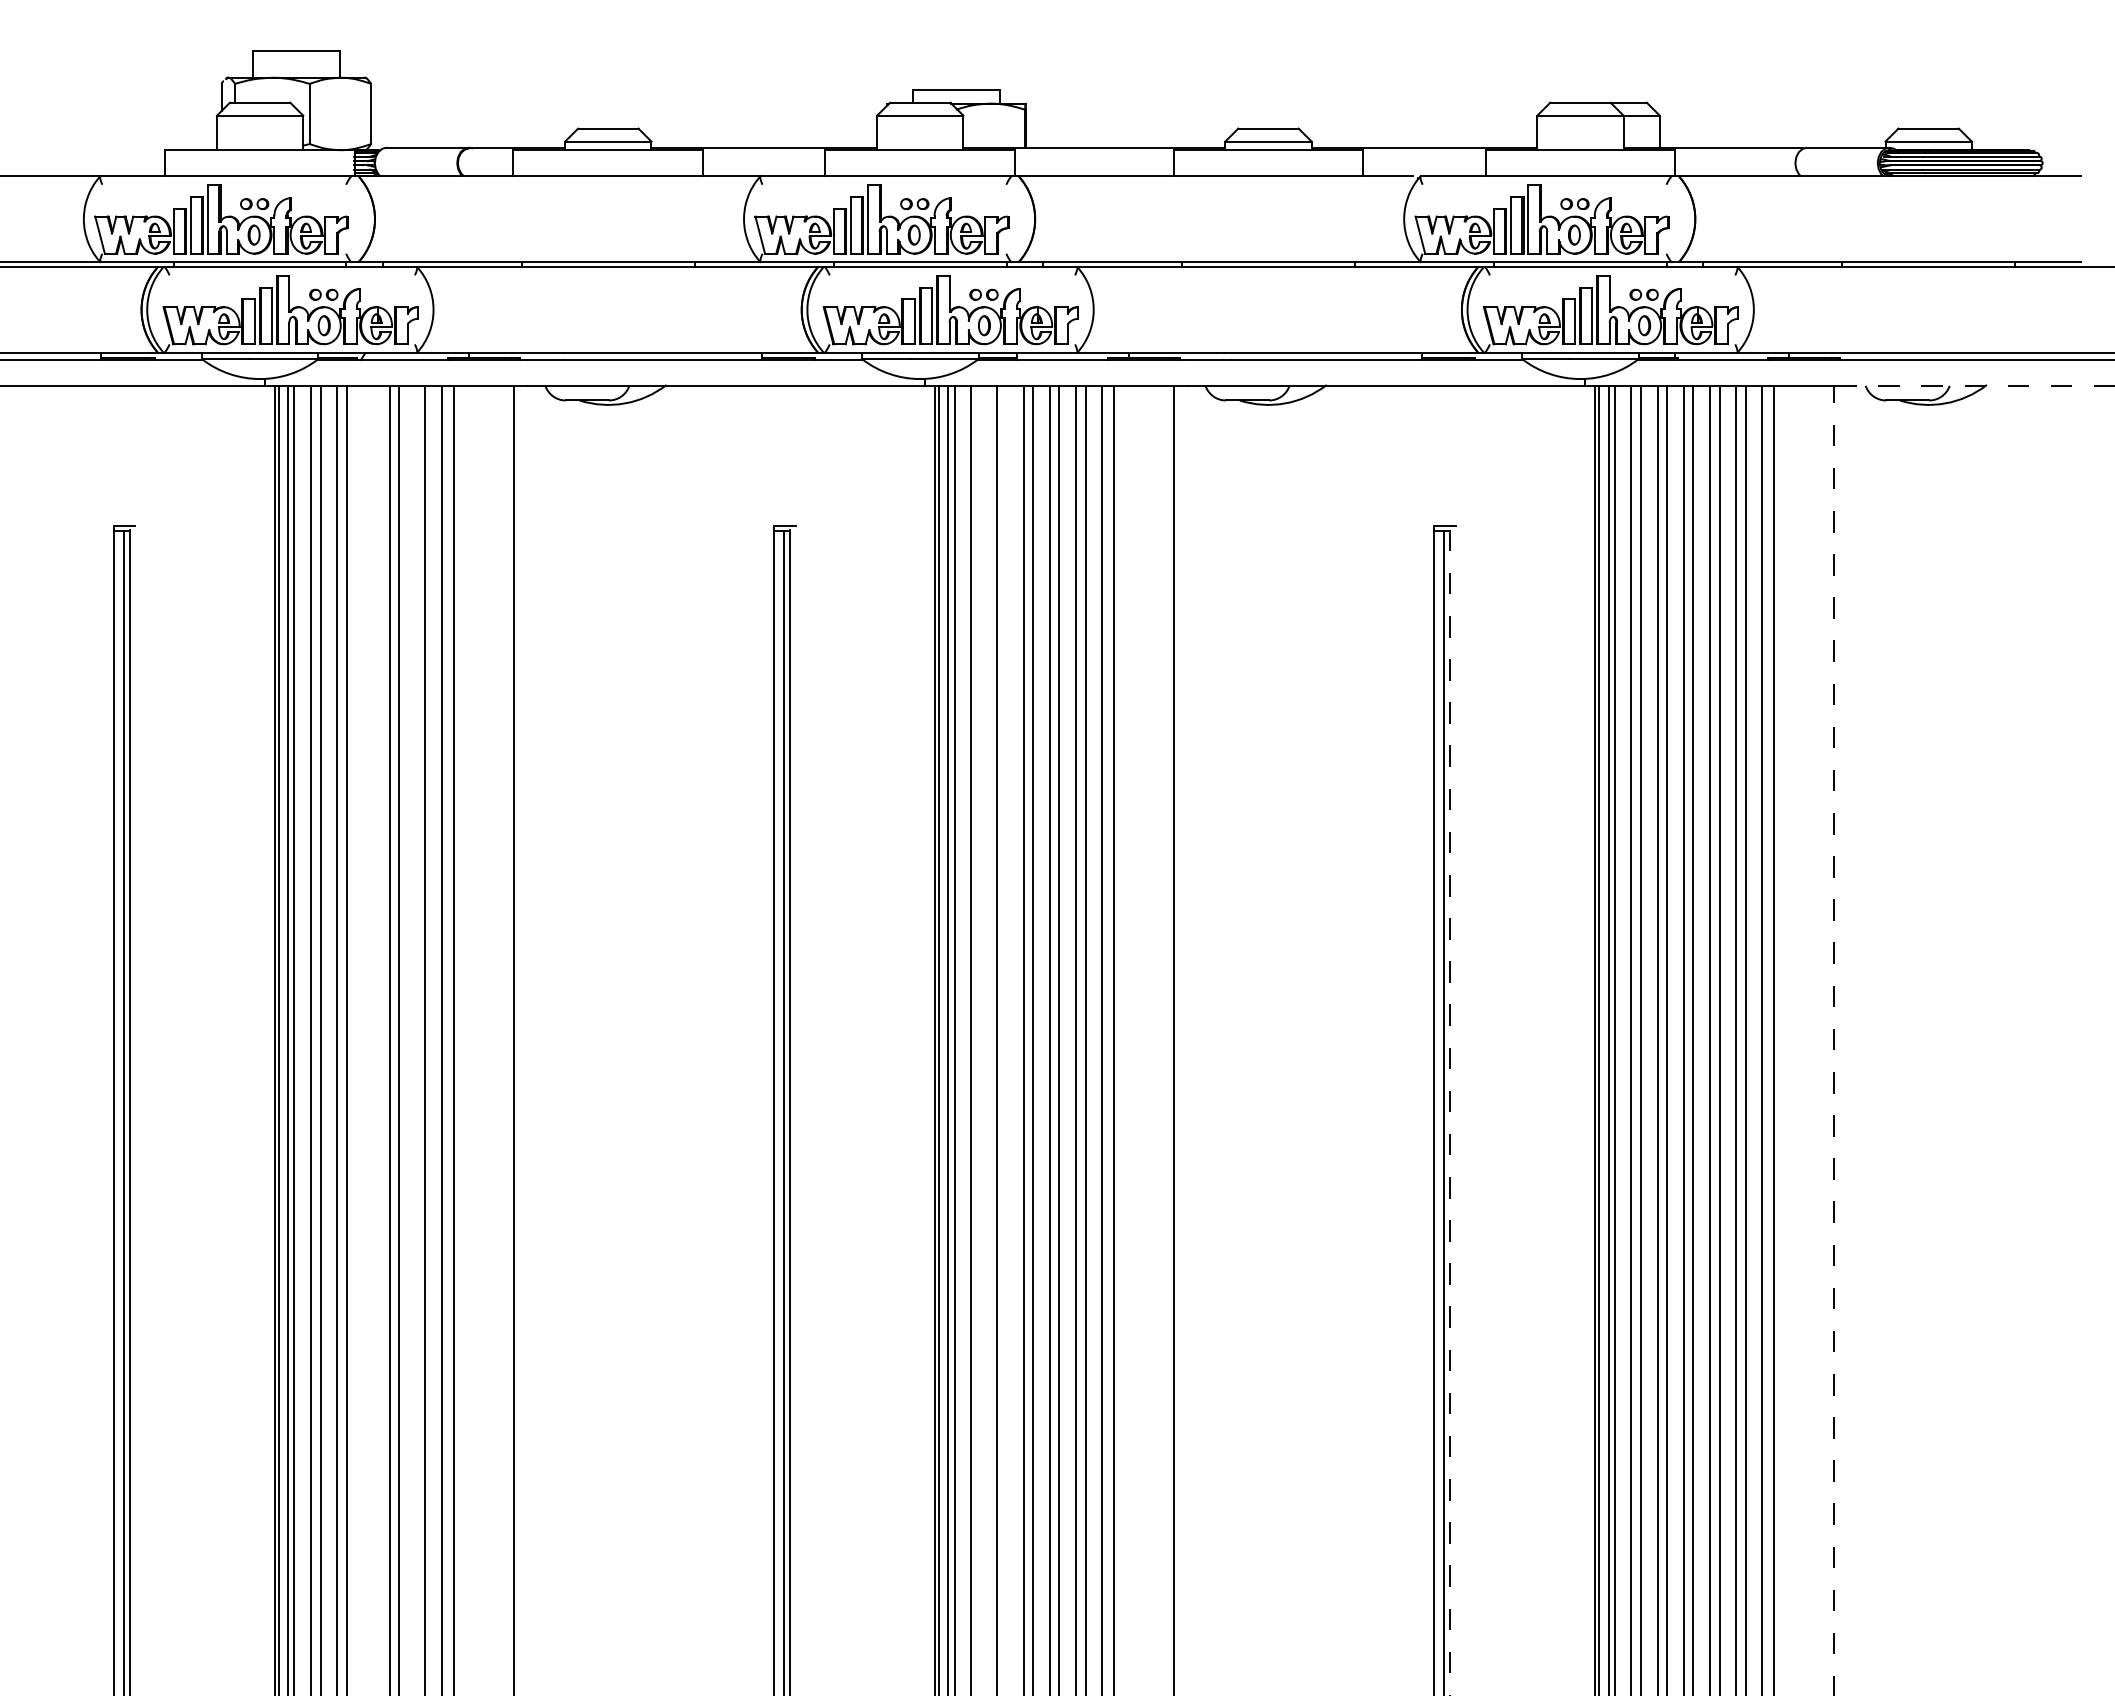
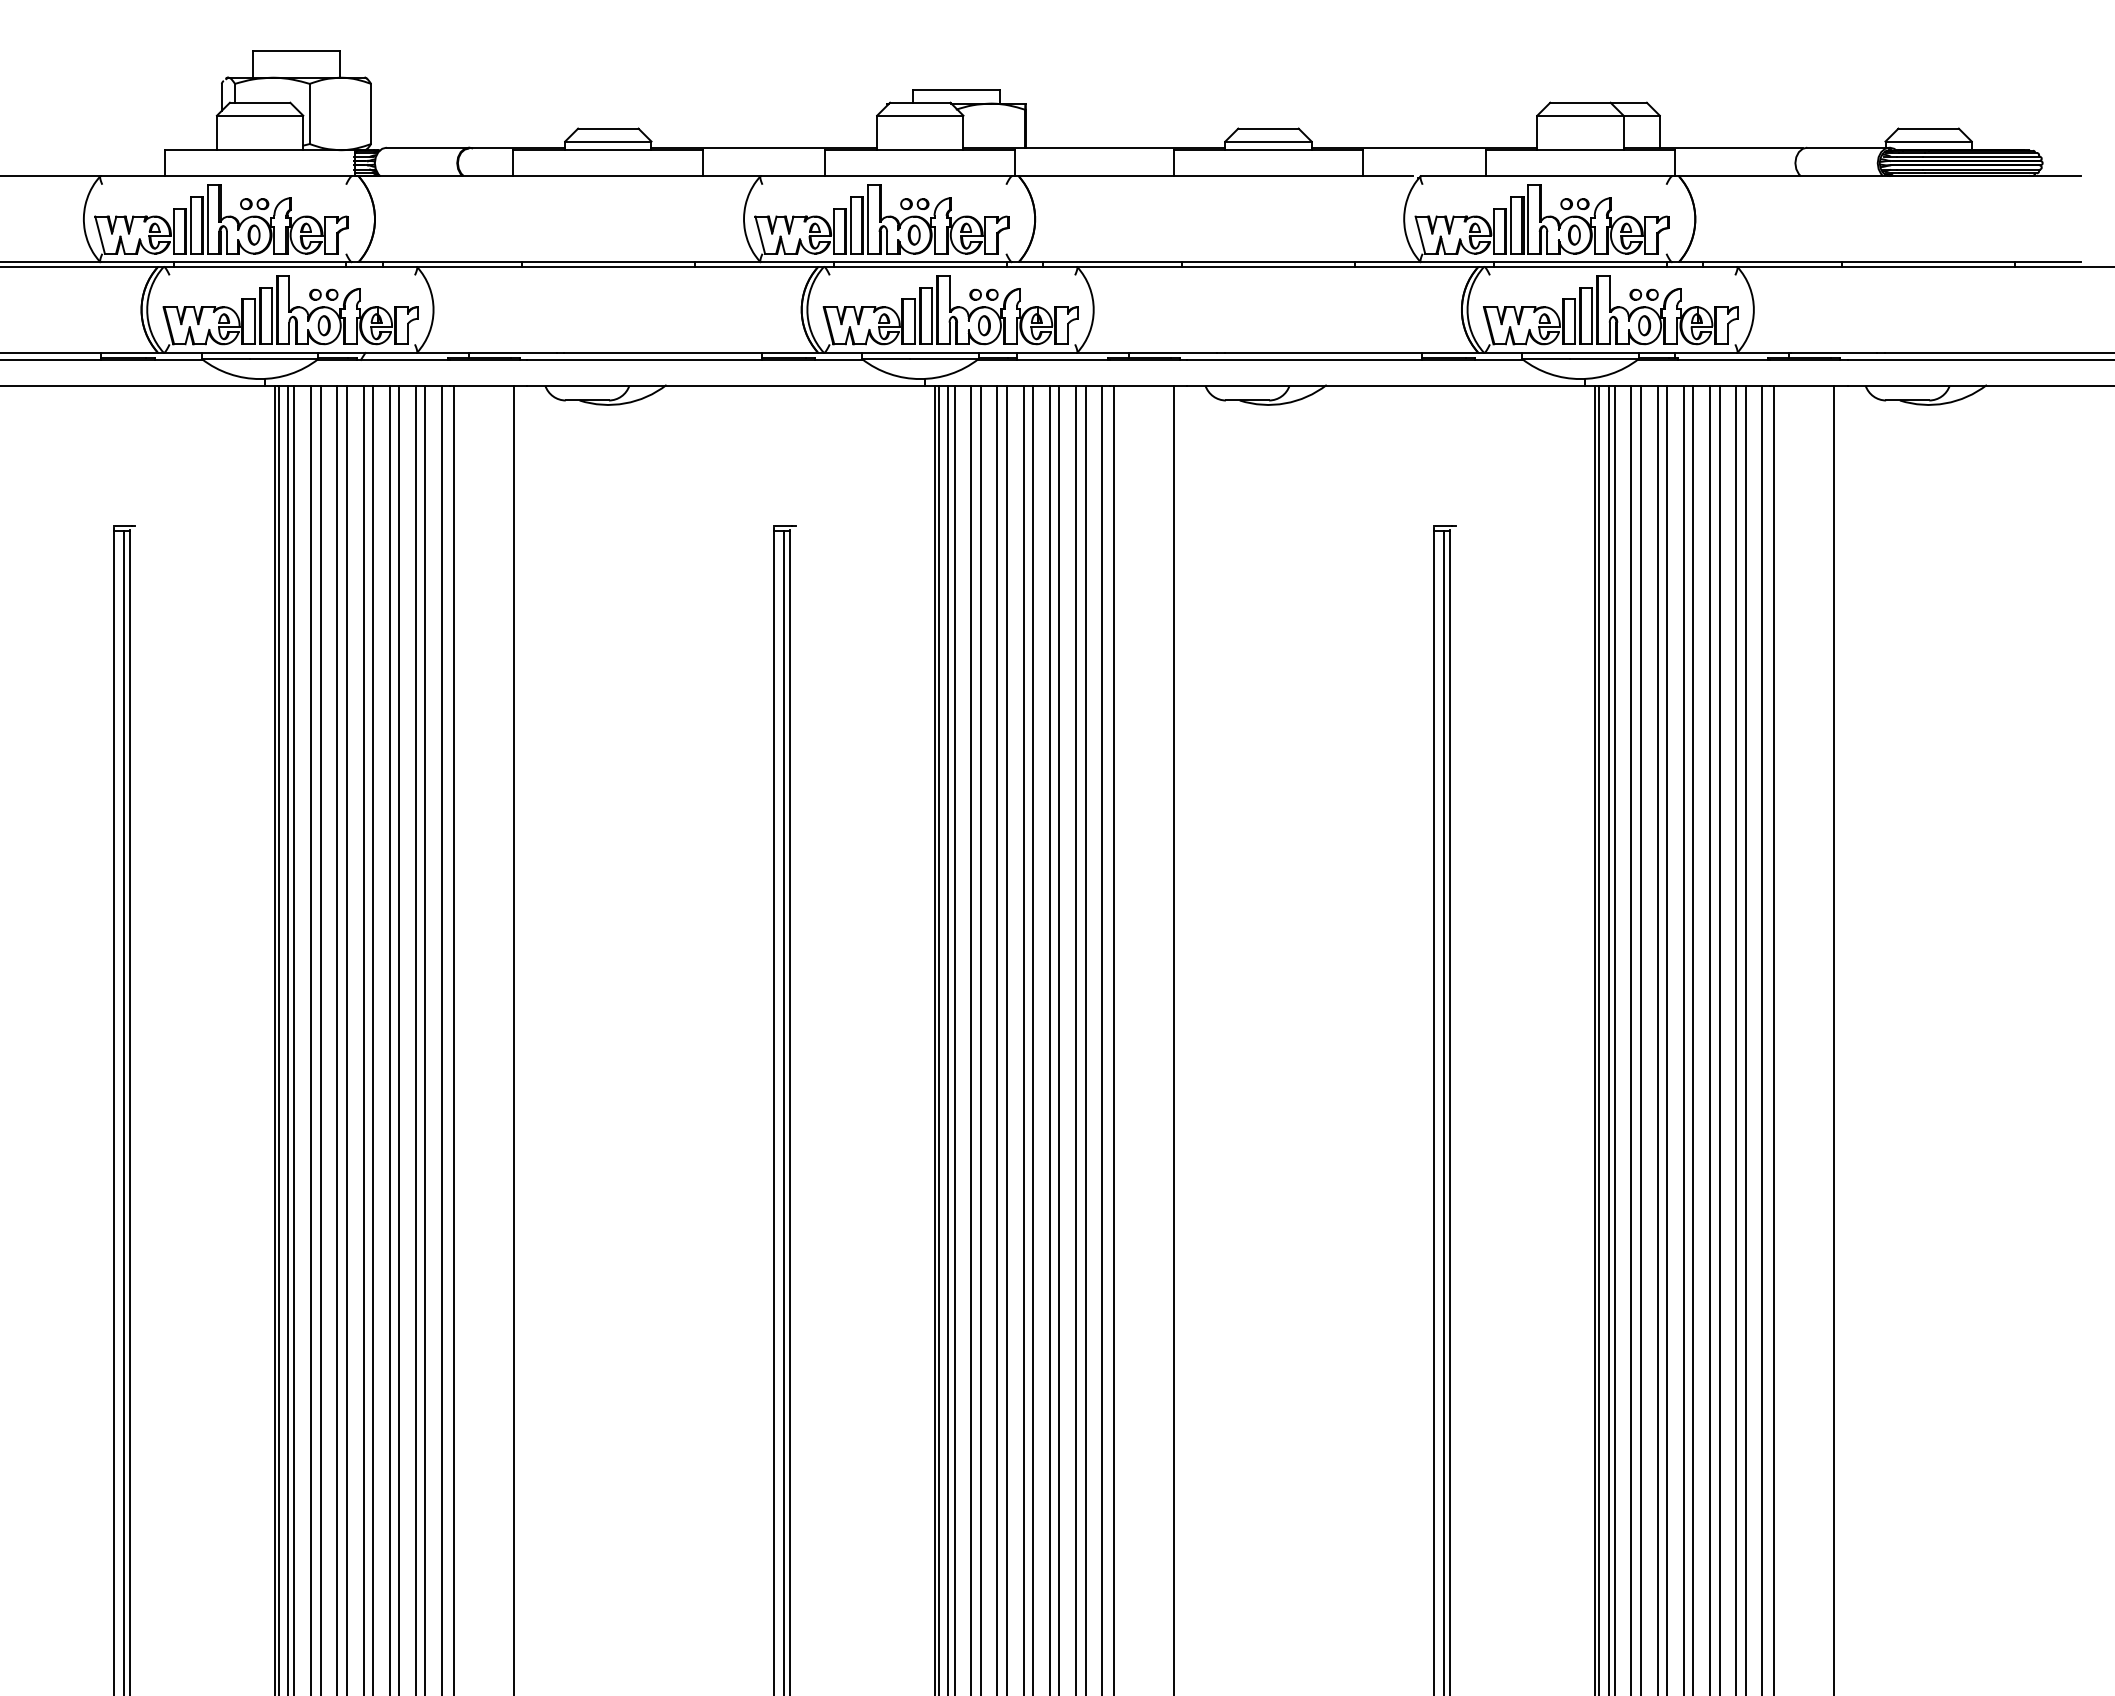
line: dashed -> solid (1980, 385)
line: none -> present (363, 1038)
line: none -> present (373, 1038)
line: none -> present (415, 1038)
line: none -> present (980, 1038)
line: none -> present (1006, 1038)
line: dashed -> solid (1834, 1040)
line: dashed -> solid (1450, 1112)
